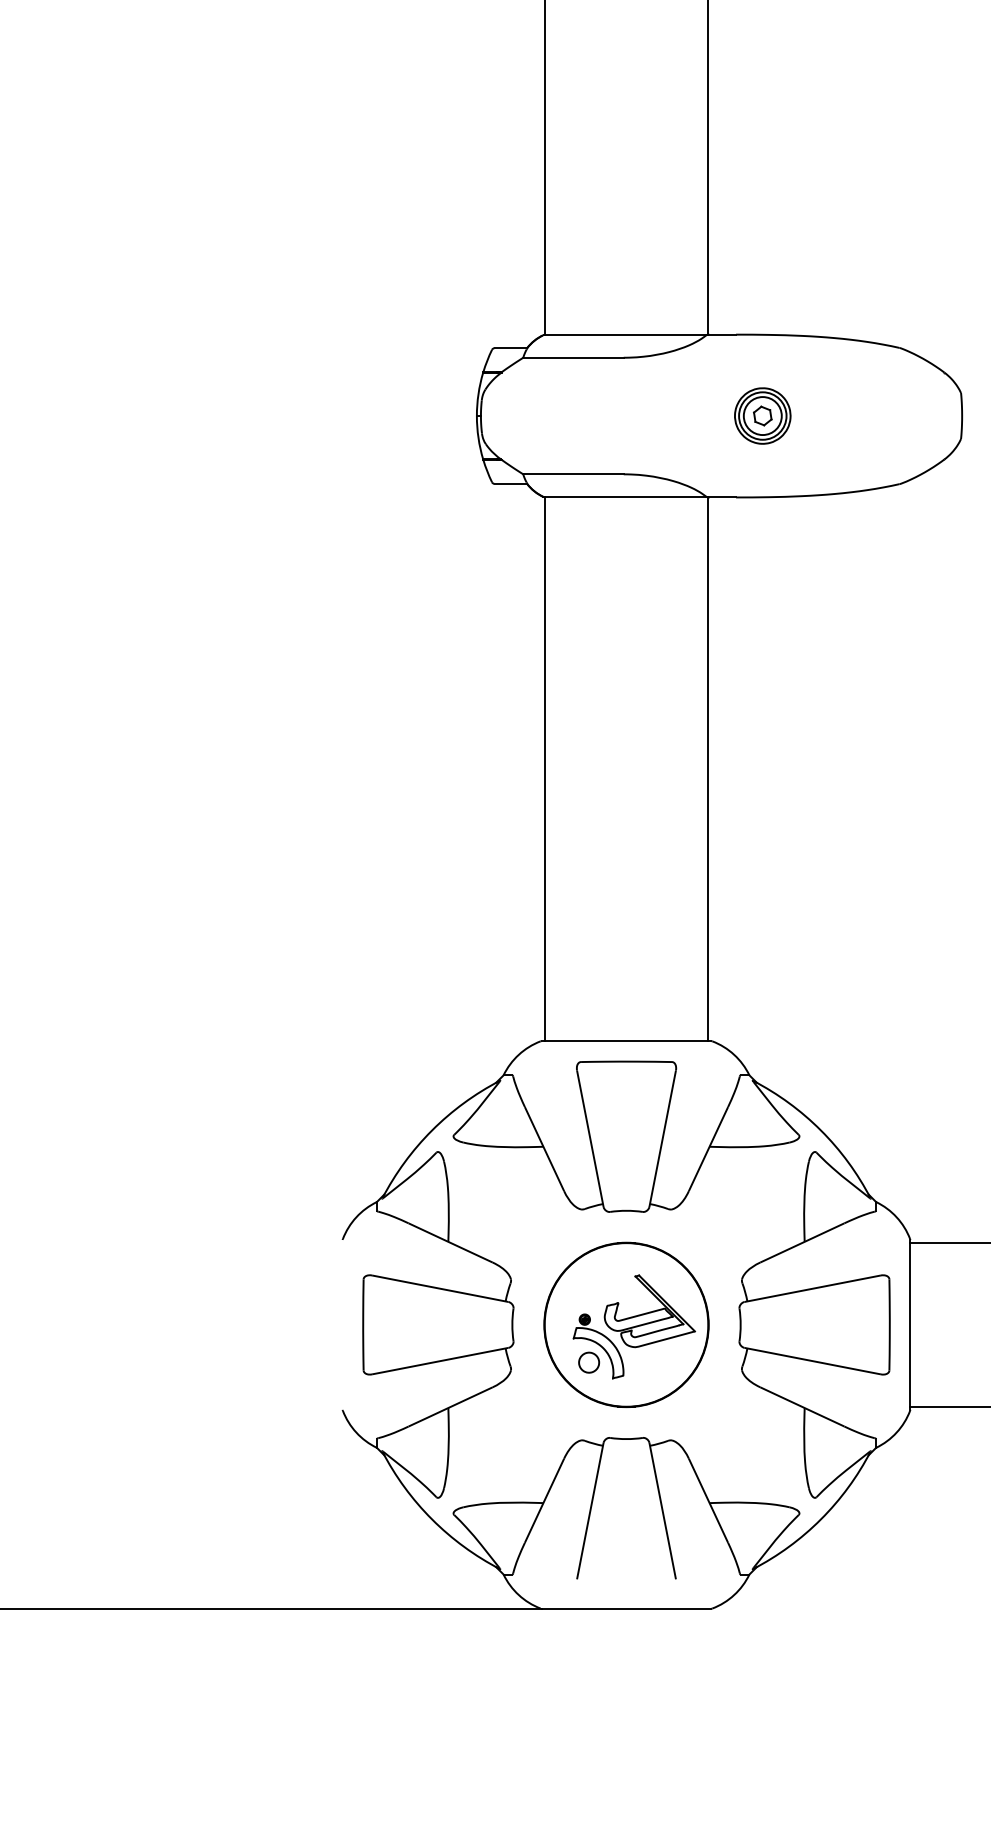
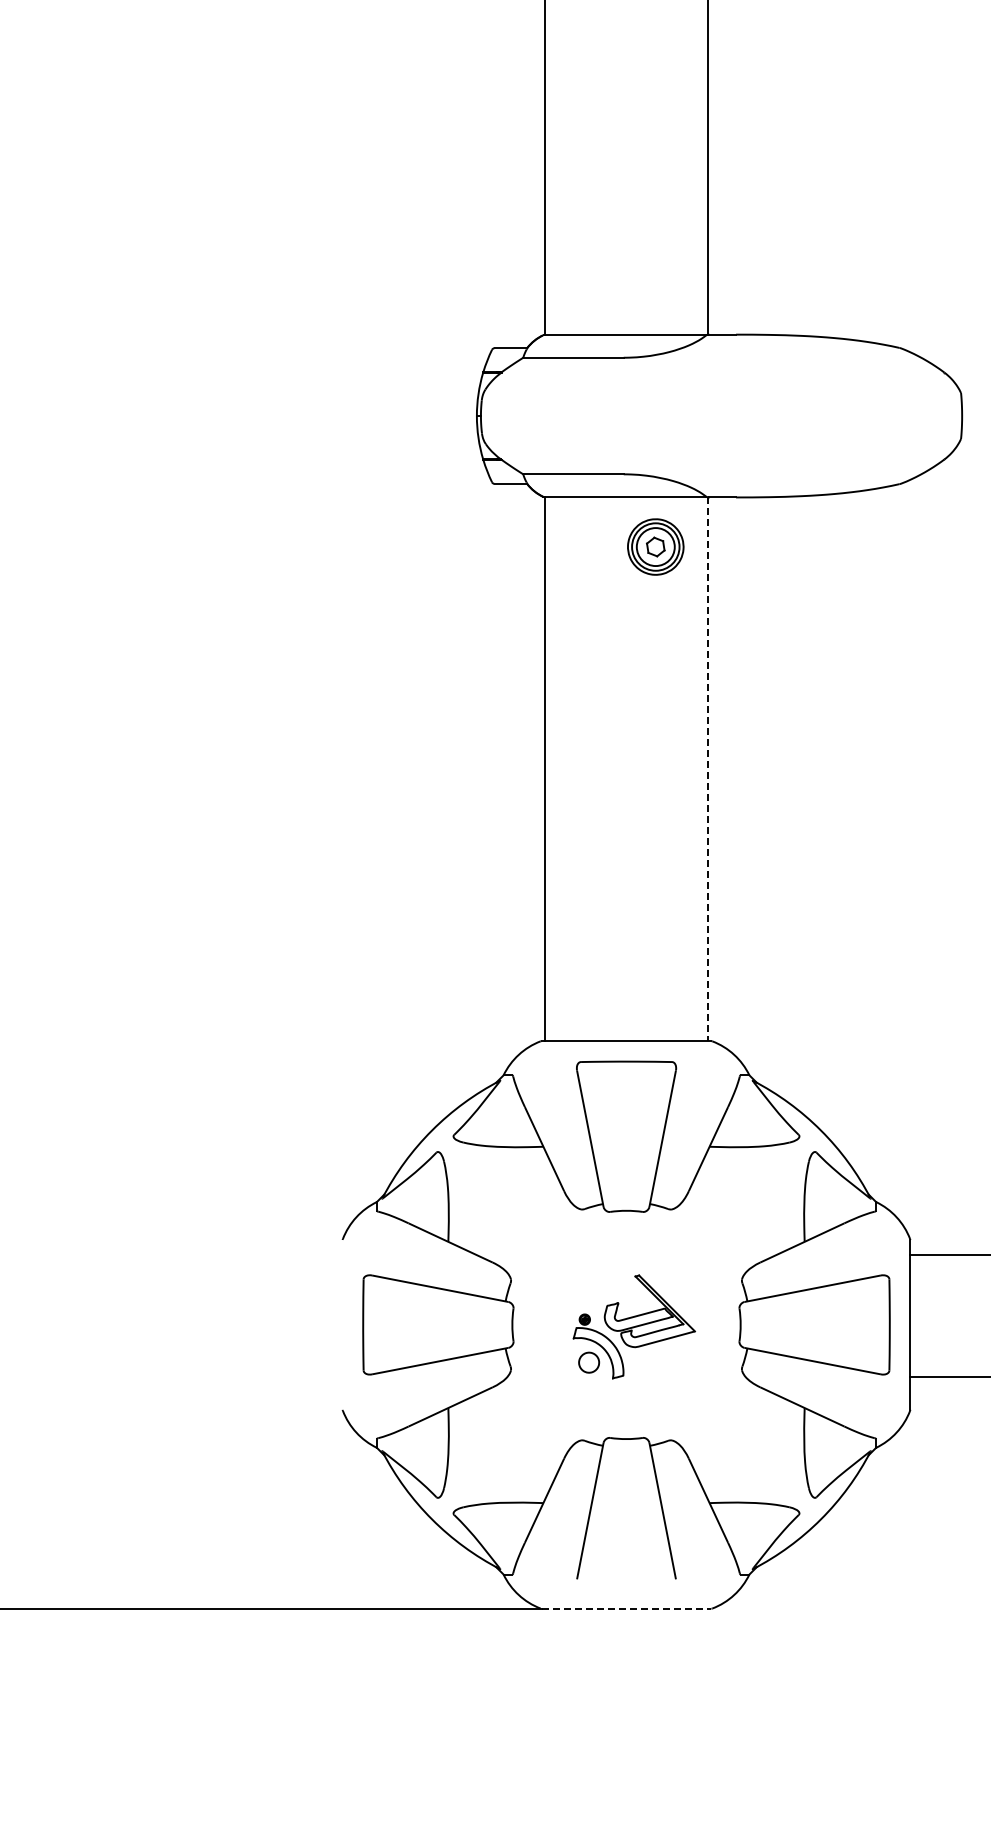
part position: (762, 415) -> (655, 546) (655, 546)
line: solid -> dashed (708, 769)
line position: (948, 1243) -> (948, 1255) (948, 1255)
circle: present -> none (626, 1324)
line position: (948, 1406) -> (948, 1376) (948, 1376)
line: solid -> dashed (626, 1608)
